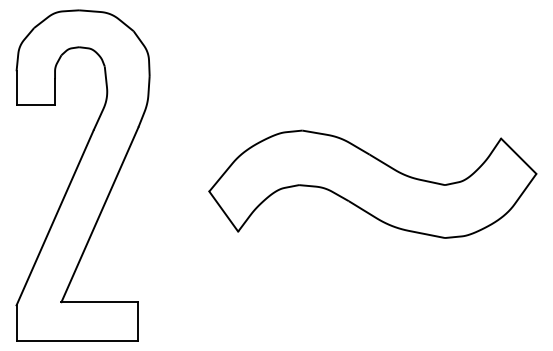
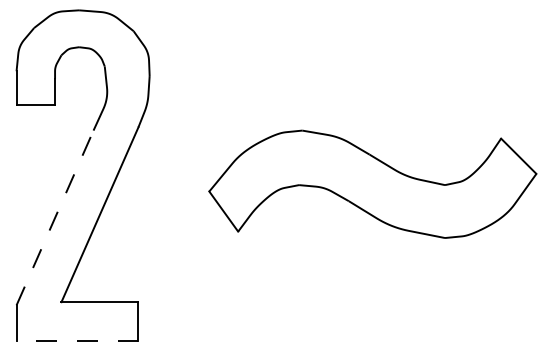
line: solid -> dashed (55, 217)
line: solid -> dashed (77, 340)
